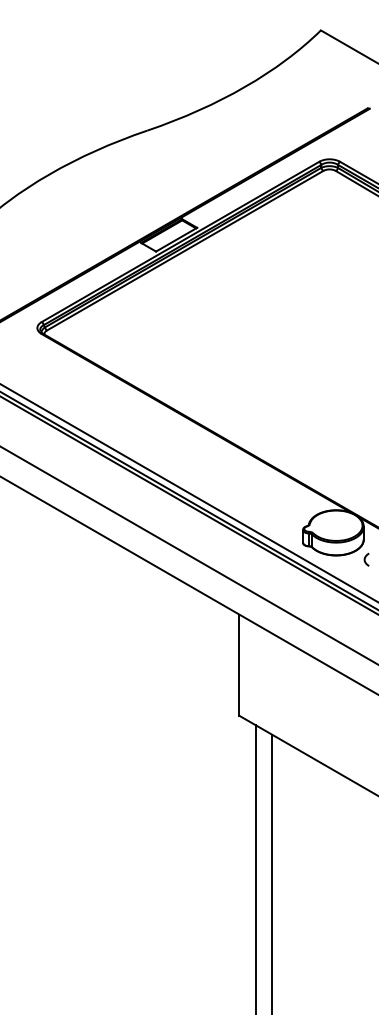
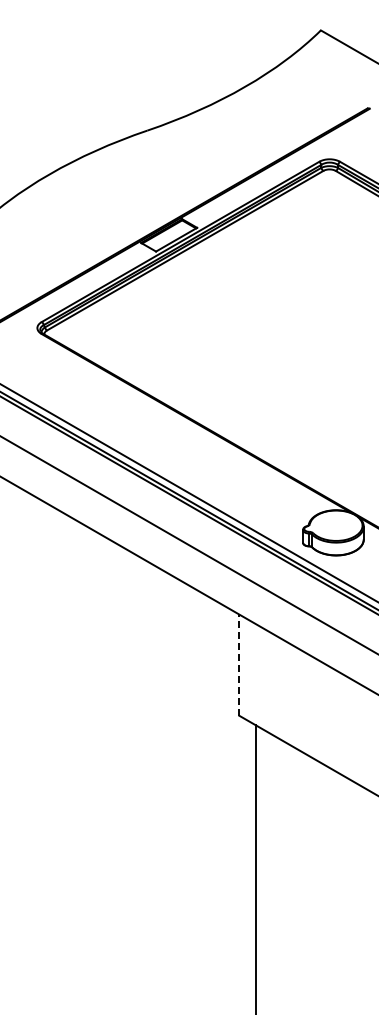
line position: (188, 555) -> (188, 544) (188, 544)
curve: present -> none (365, 559)
line: solid -> dashed (239, 665)
line: present -> none (272, 872)
